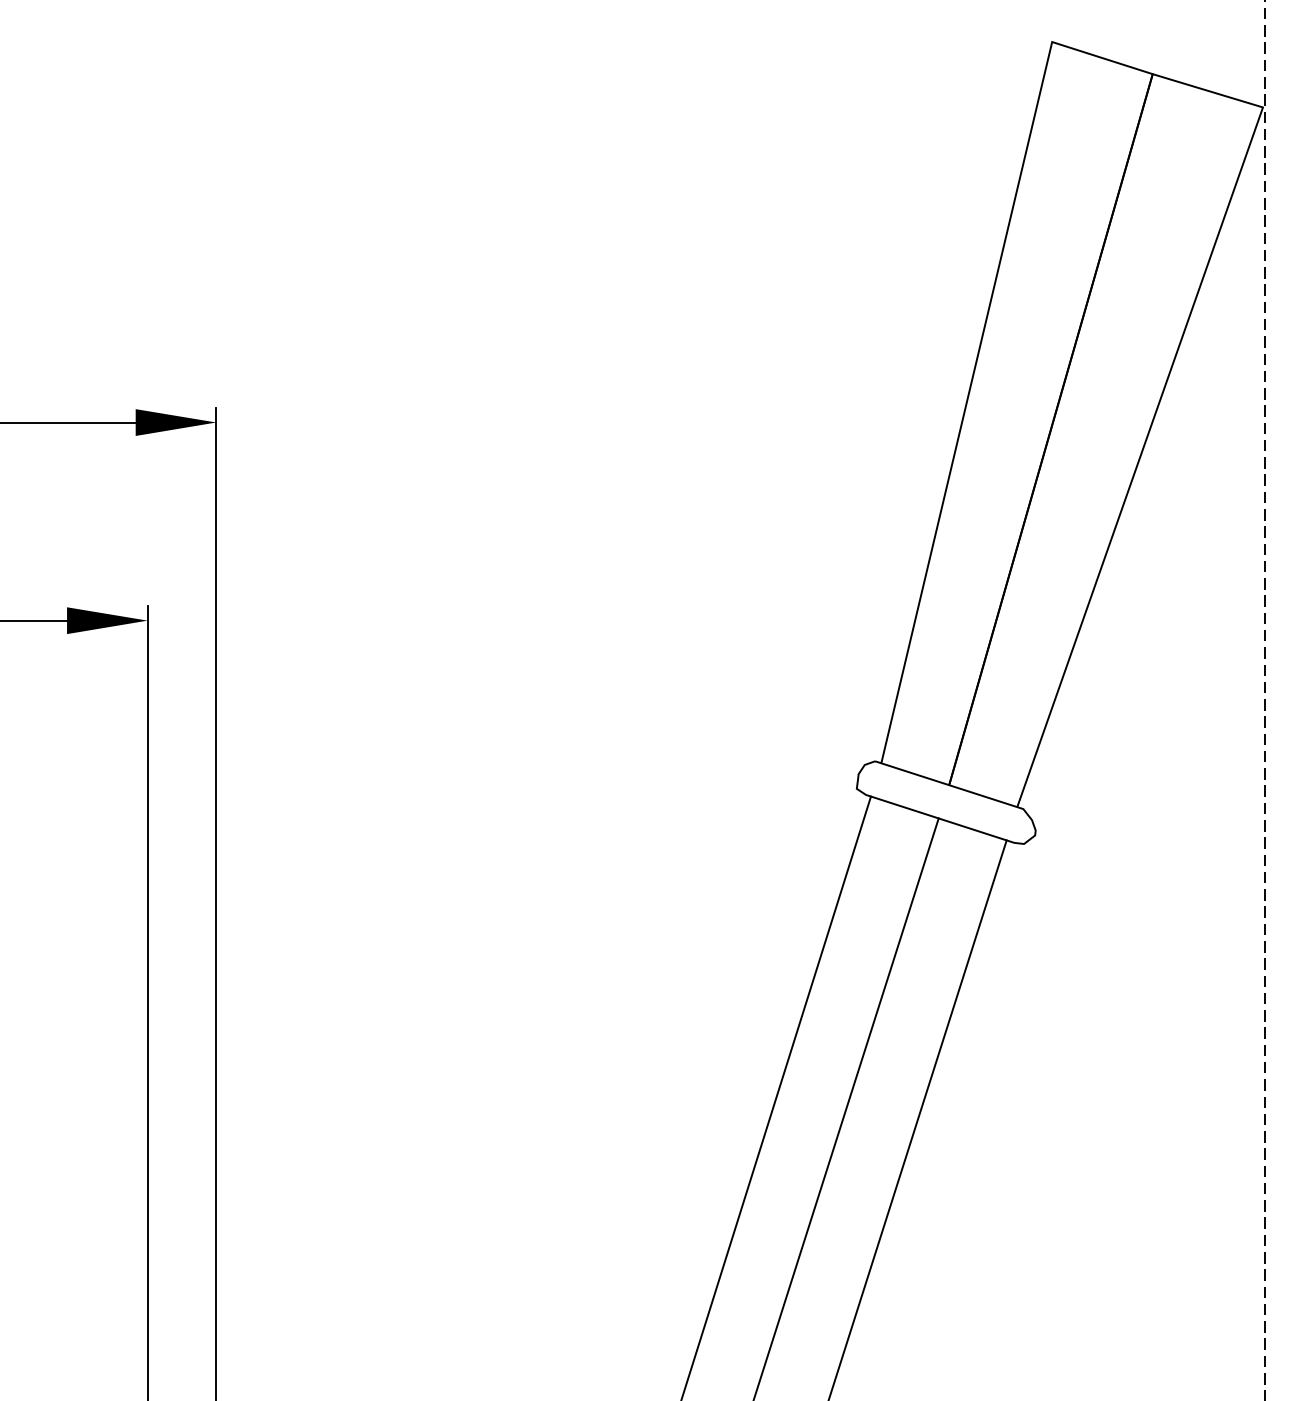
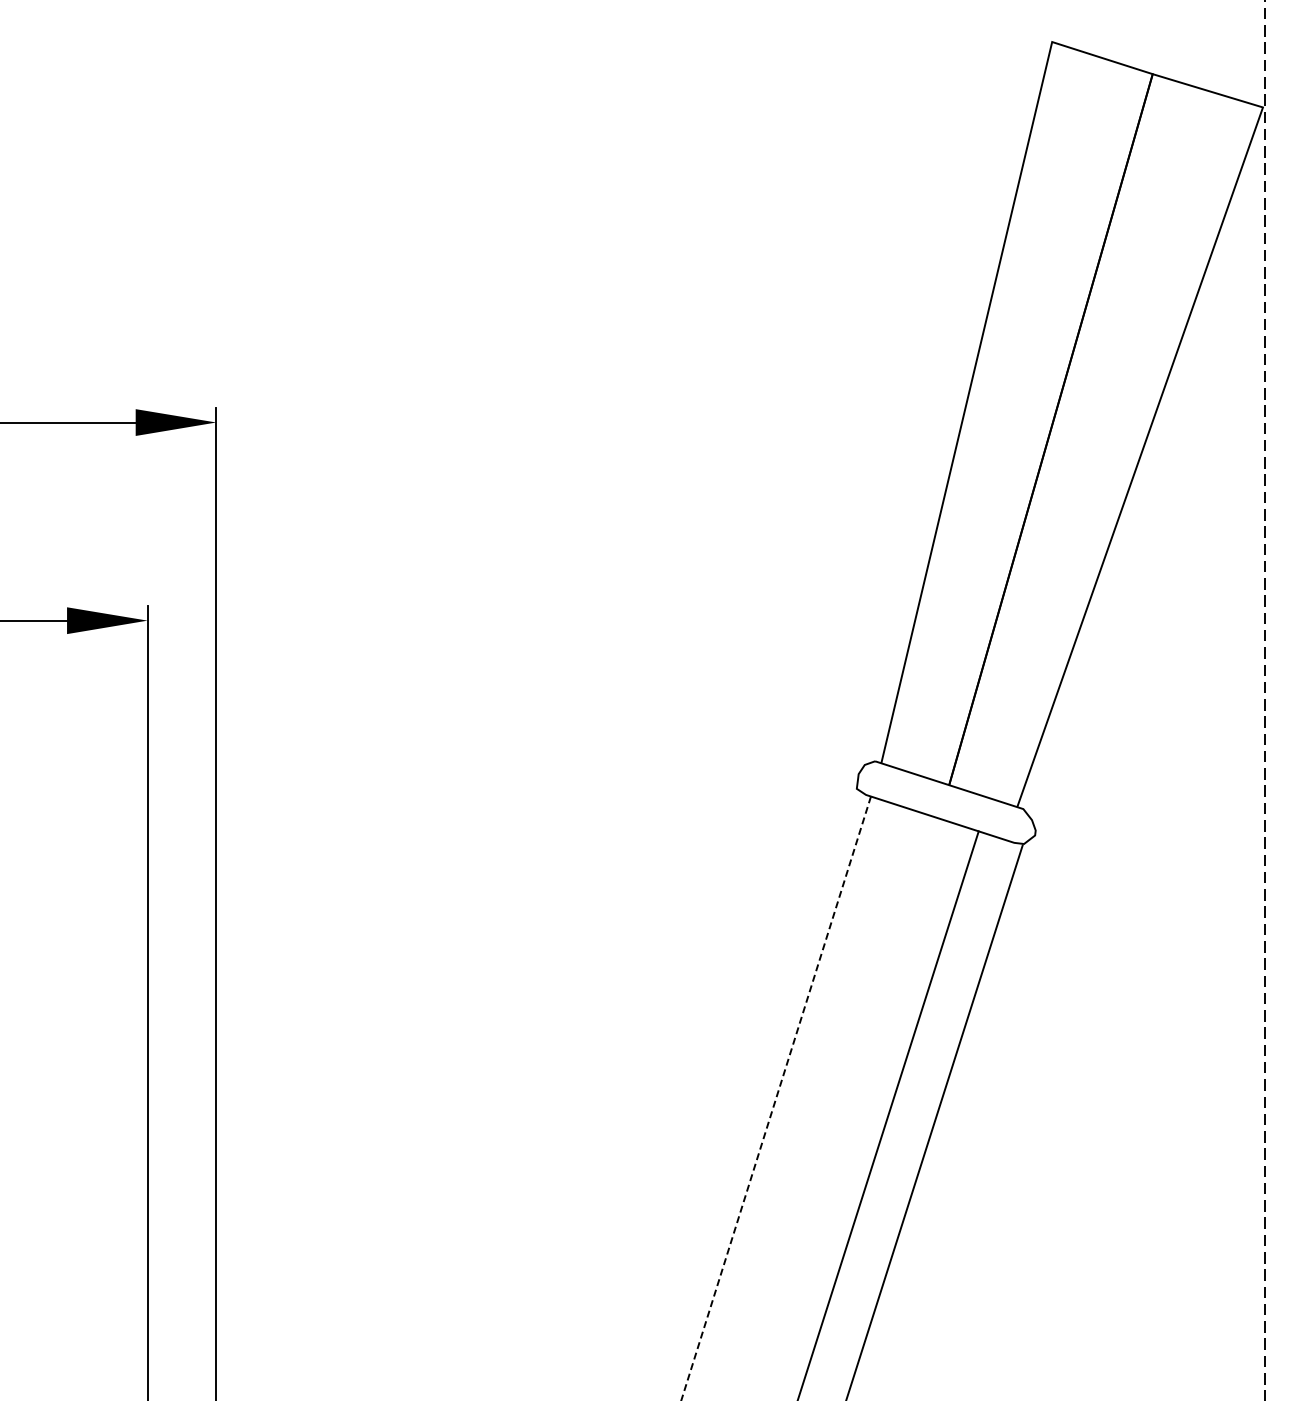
line: solid -> dashed (776, 1098)
line position: (846, 1107) -> (888, 1114) (888, 1114)
line position: (917, 1118) -> (934, 1121) (934, 1121)
